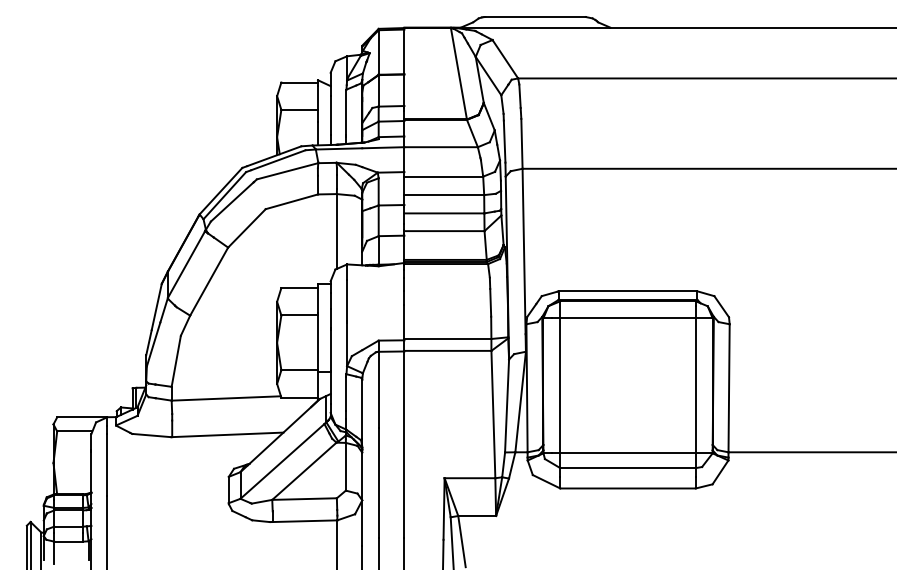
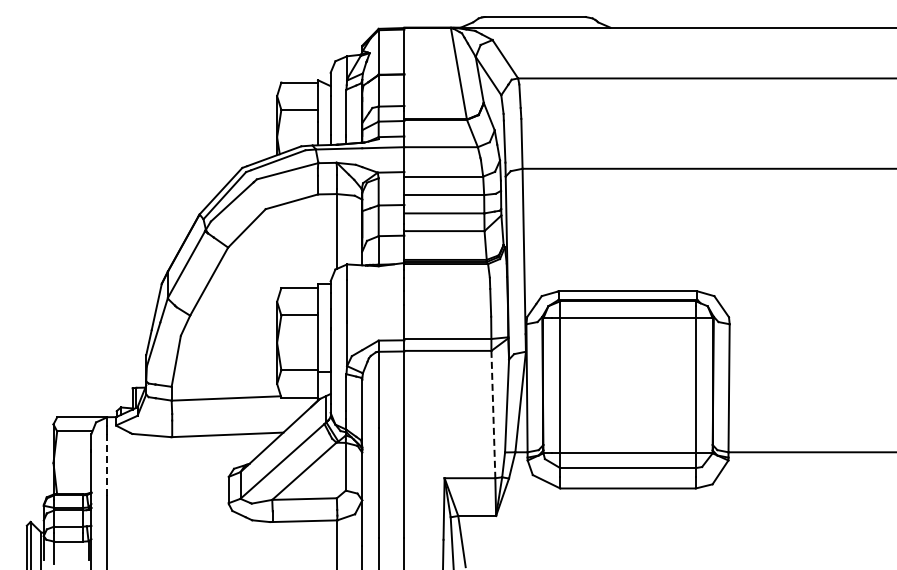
line: solid -> dashed (493, 414)
line: solid -> dashed (107, 465)
